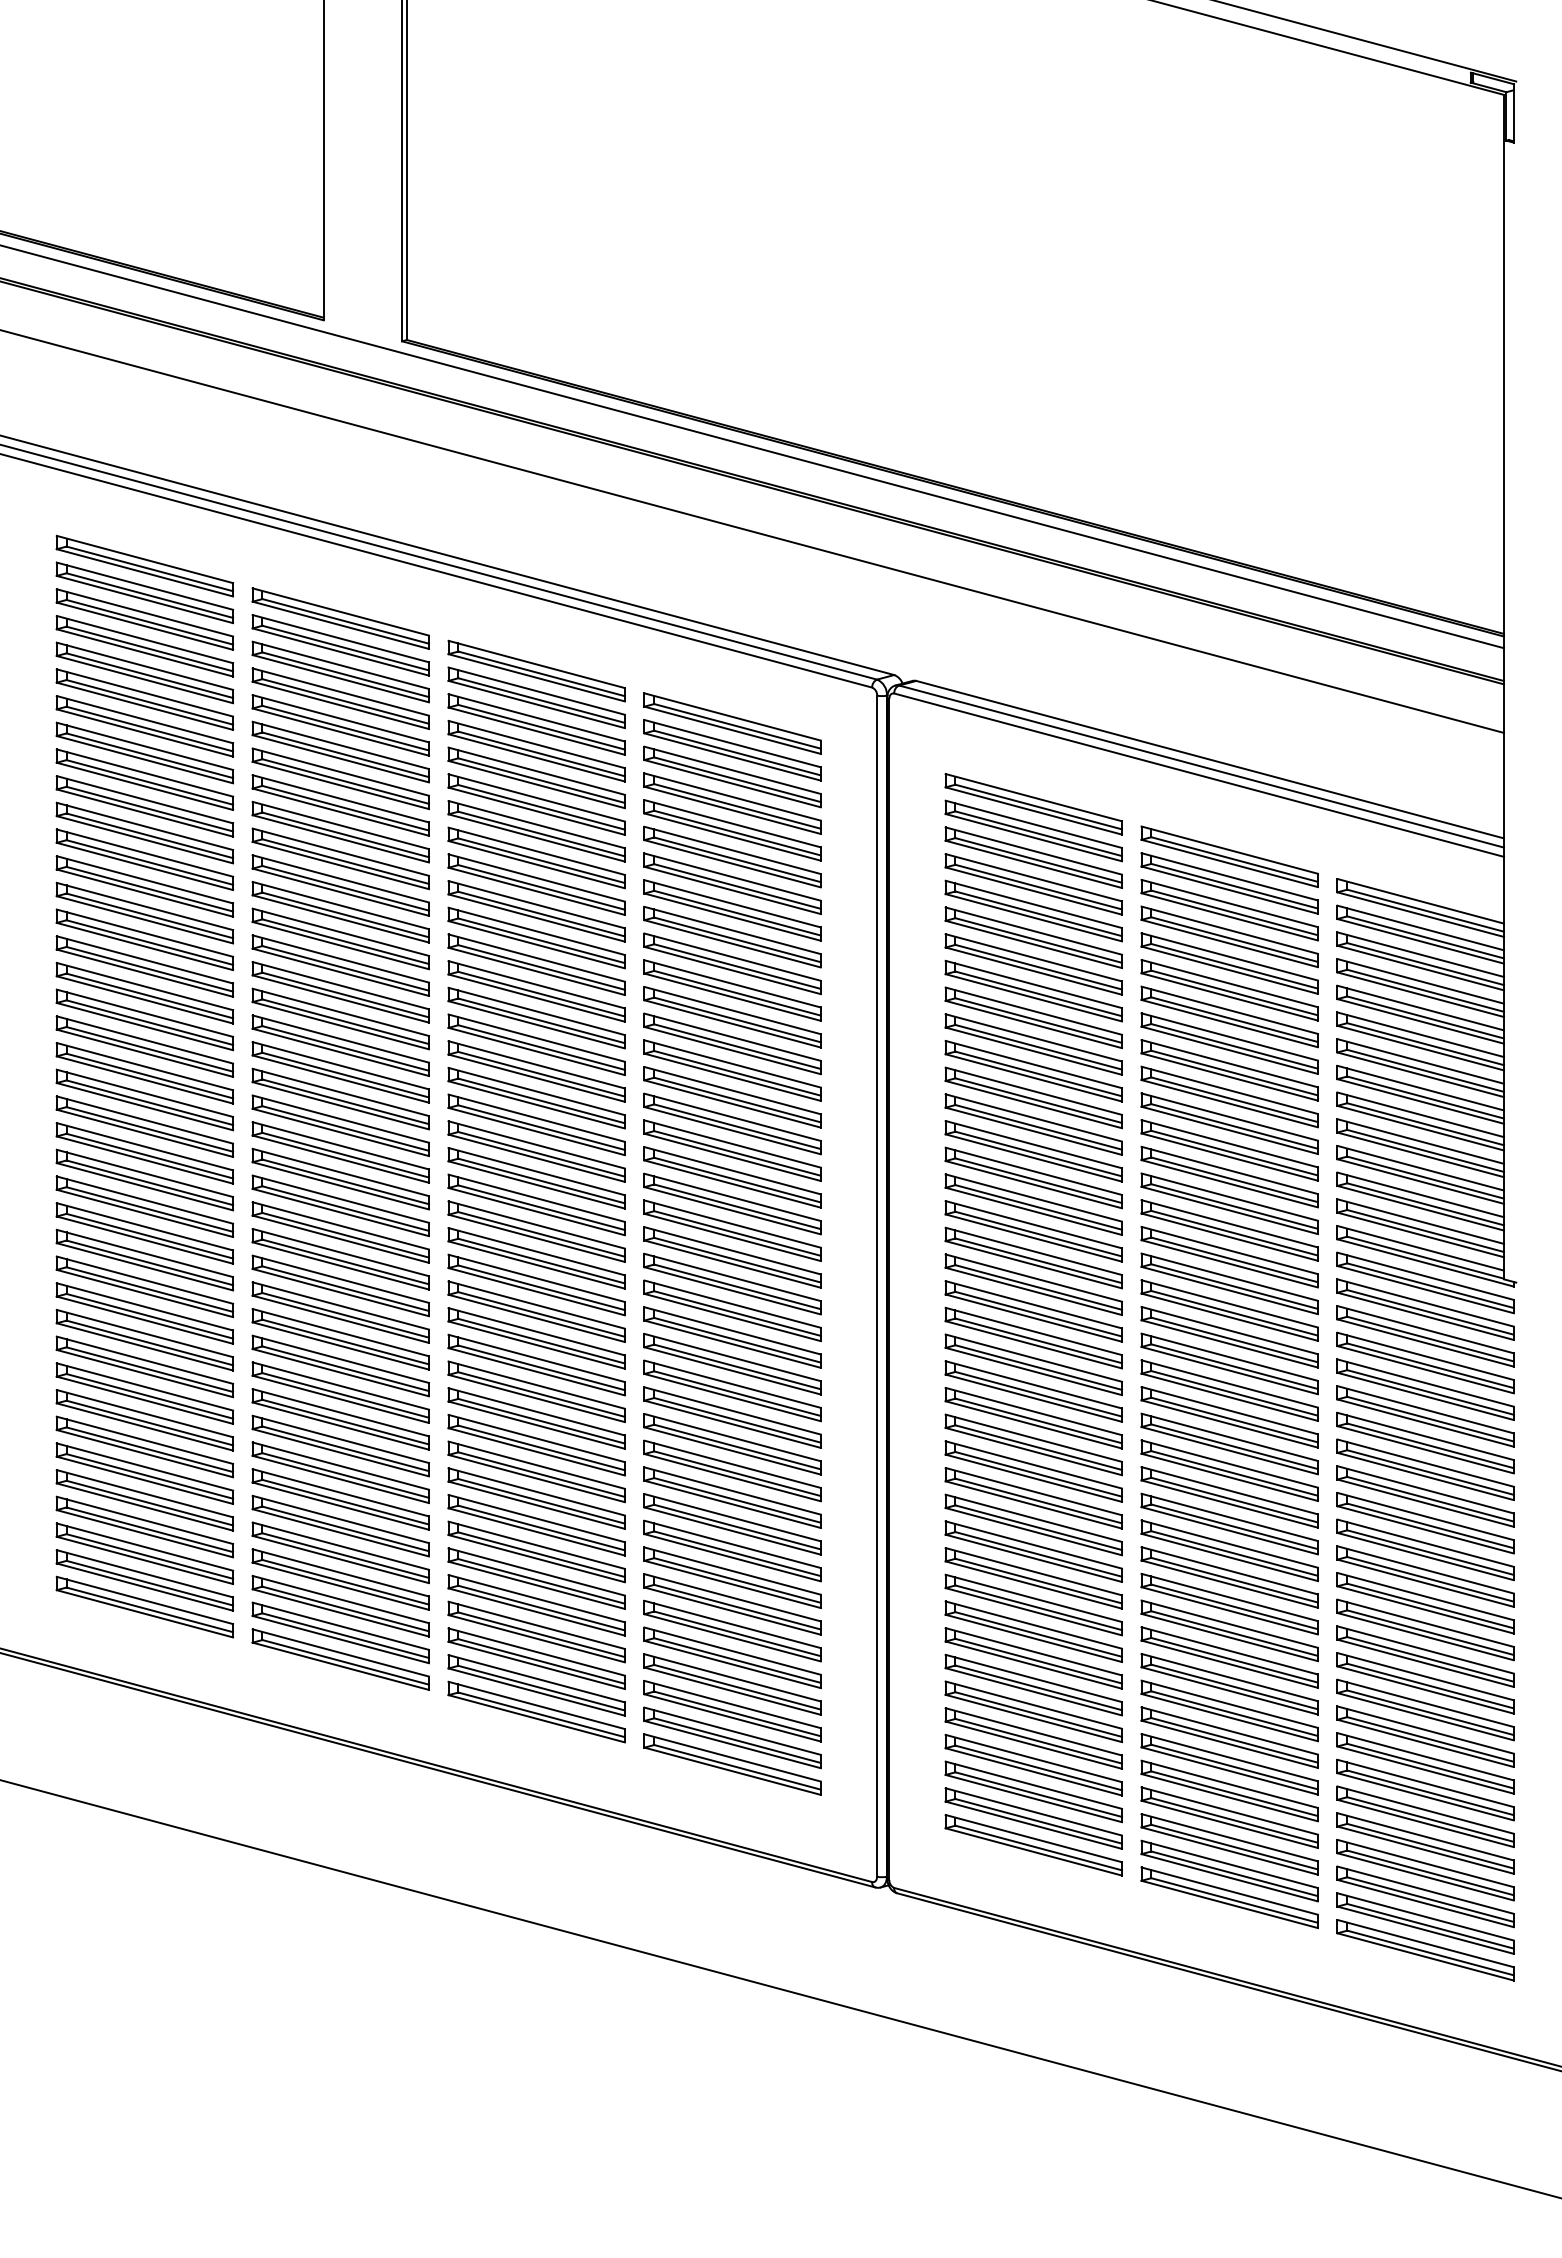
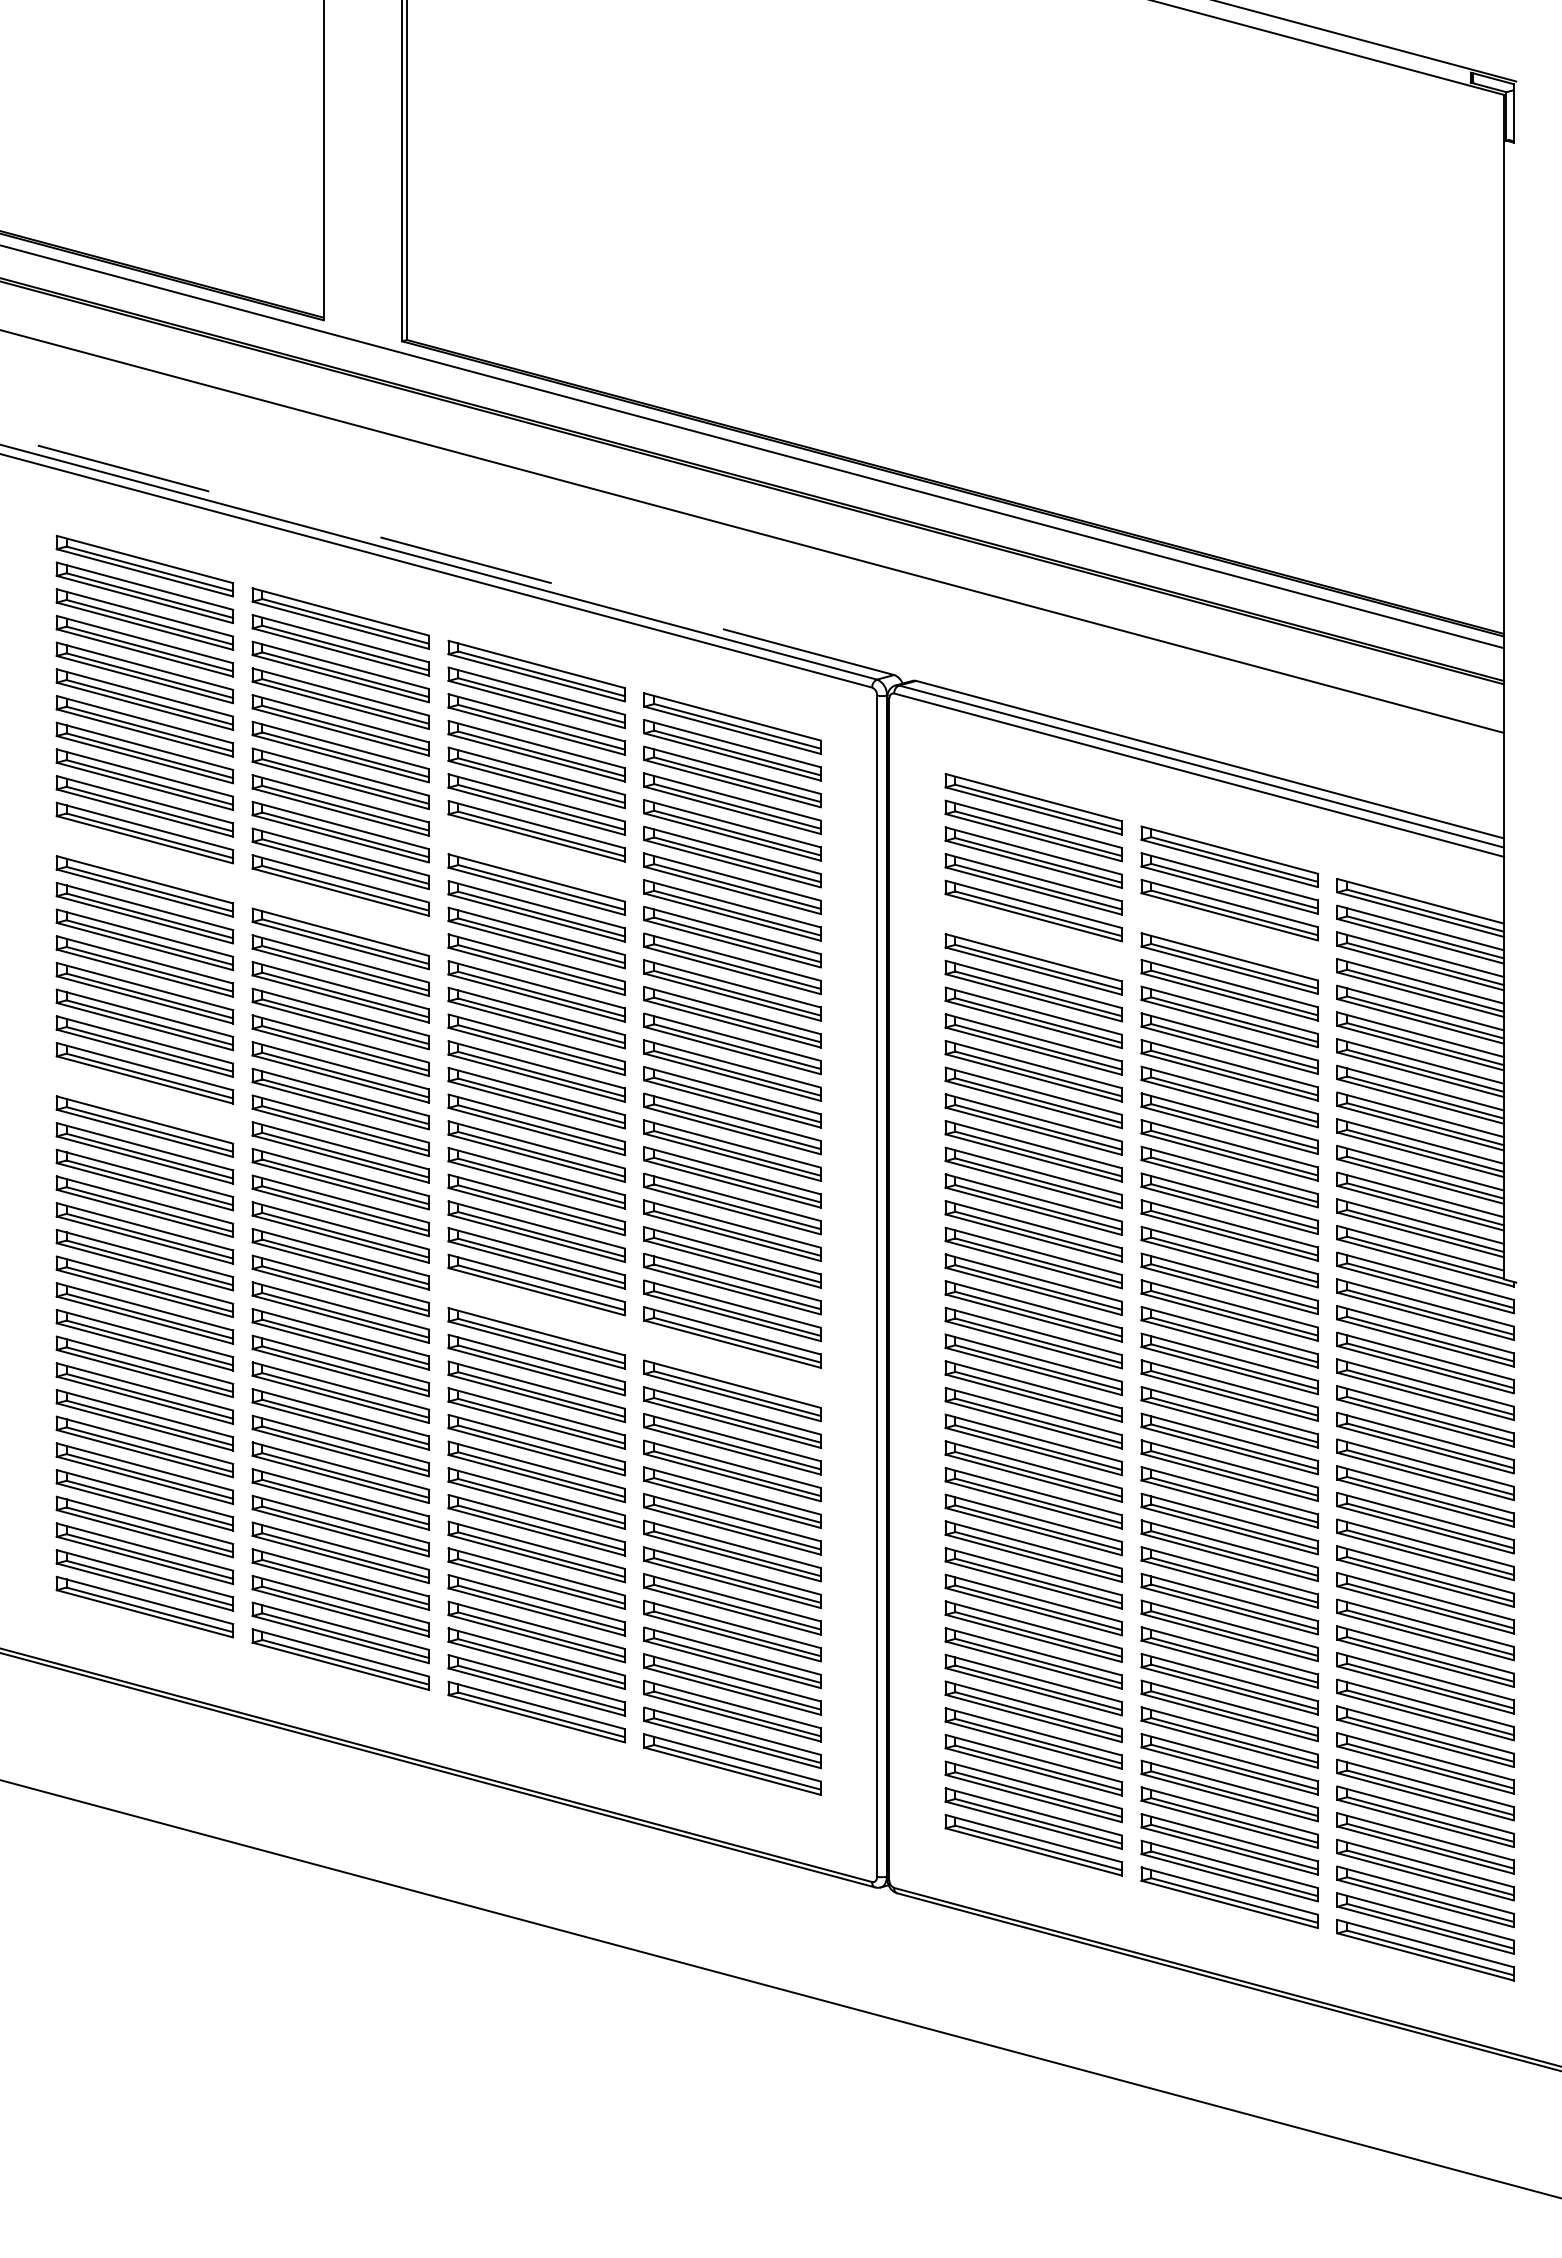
line: solid -> dashed (447, 555)
part: present -> none (536, 857)
part: present -> none (144, 859)
part: present -> none (340, 912)
part: present -> none (1229, 936)
part: present -> none (1033, 937)
part: present -> none (144, 1099)
part: present -> none (536, 1311)
part: present -> none (732, 1364)
